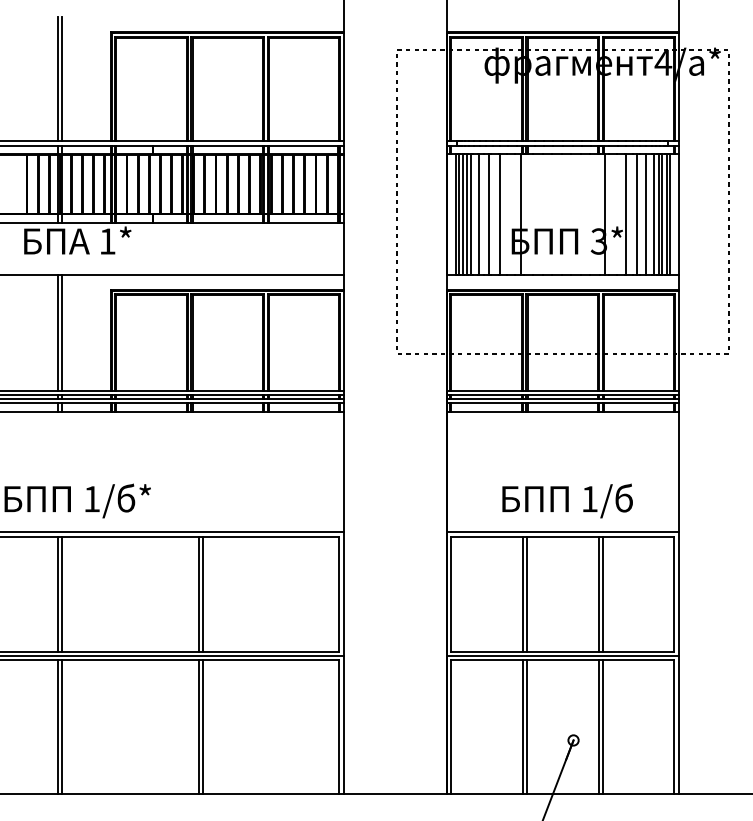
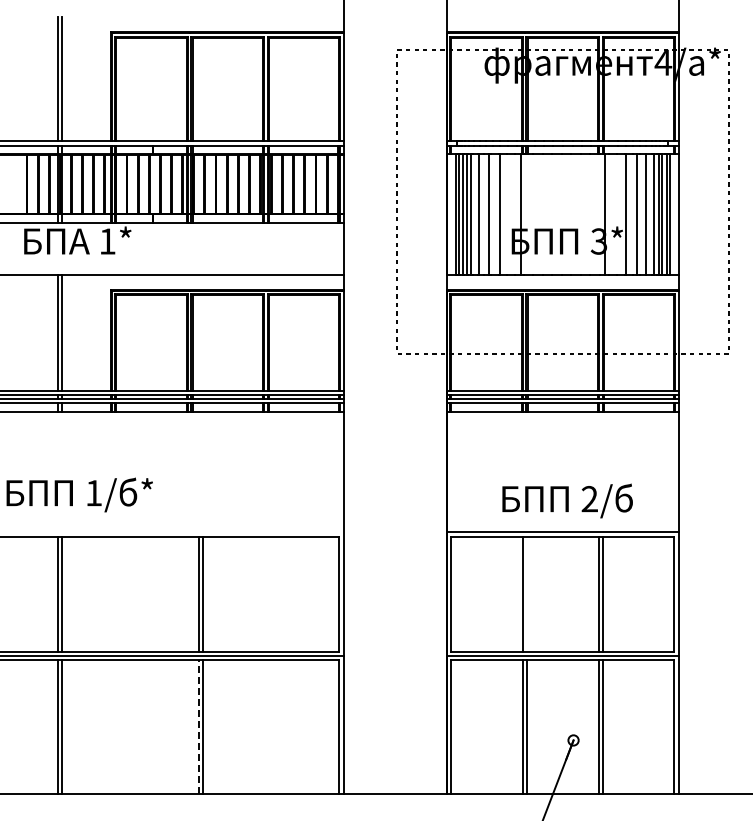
text: 1/ -> 2/ (589, 499)
text position: (77, 500) -> (79, 494) (79, 494)
line: present -> none (172, 532)
line: present -> none (527, 593)
line: solid -> dashed (198, 727)
